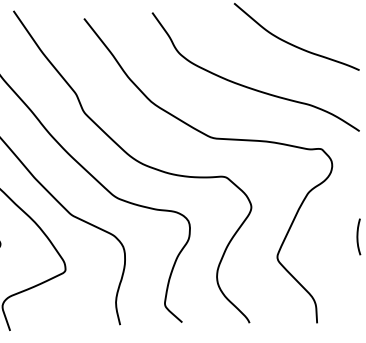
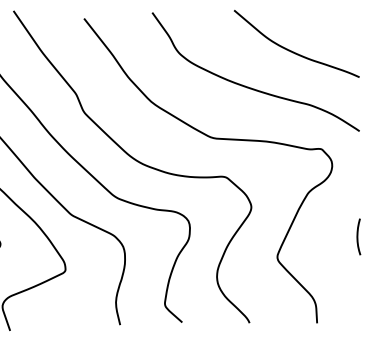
curve position: (293, 44) -> (293, 51) (293, 51)
